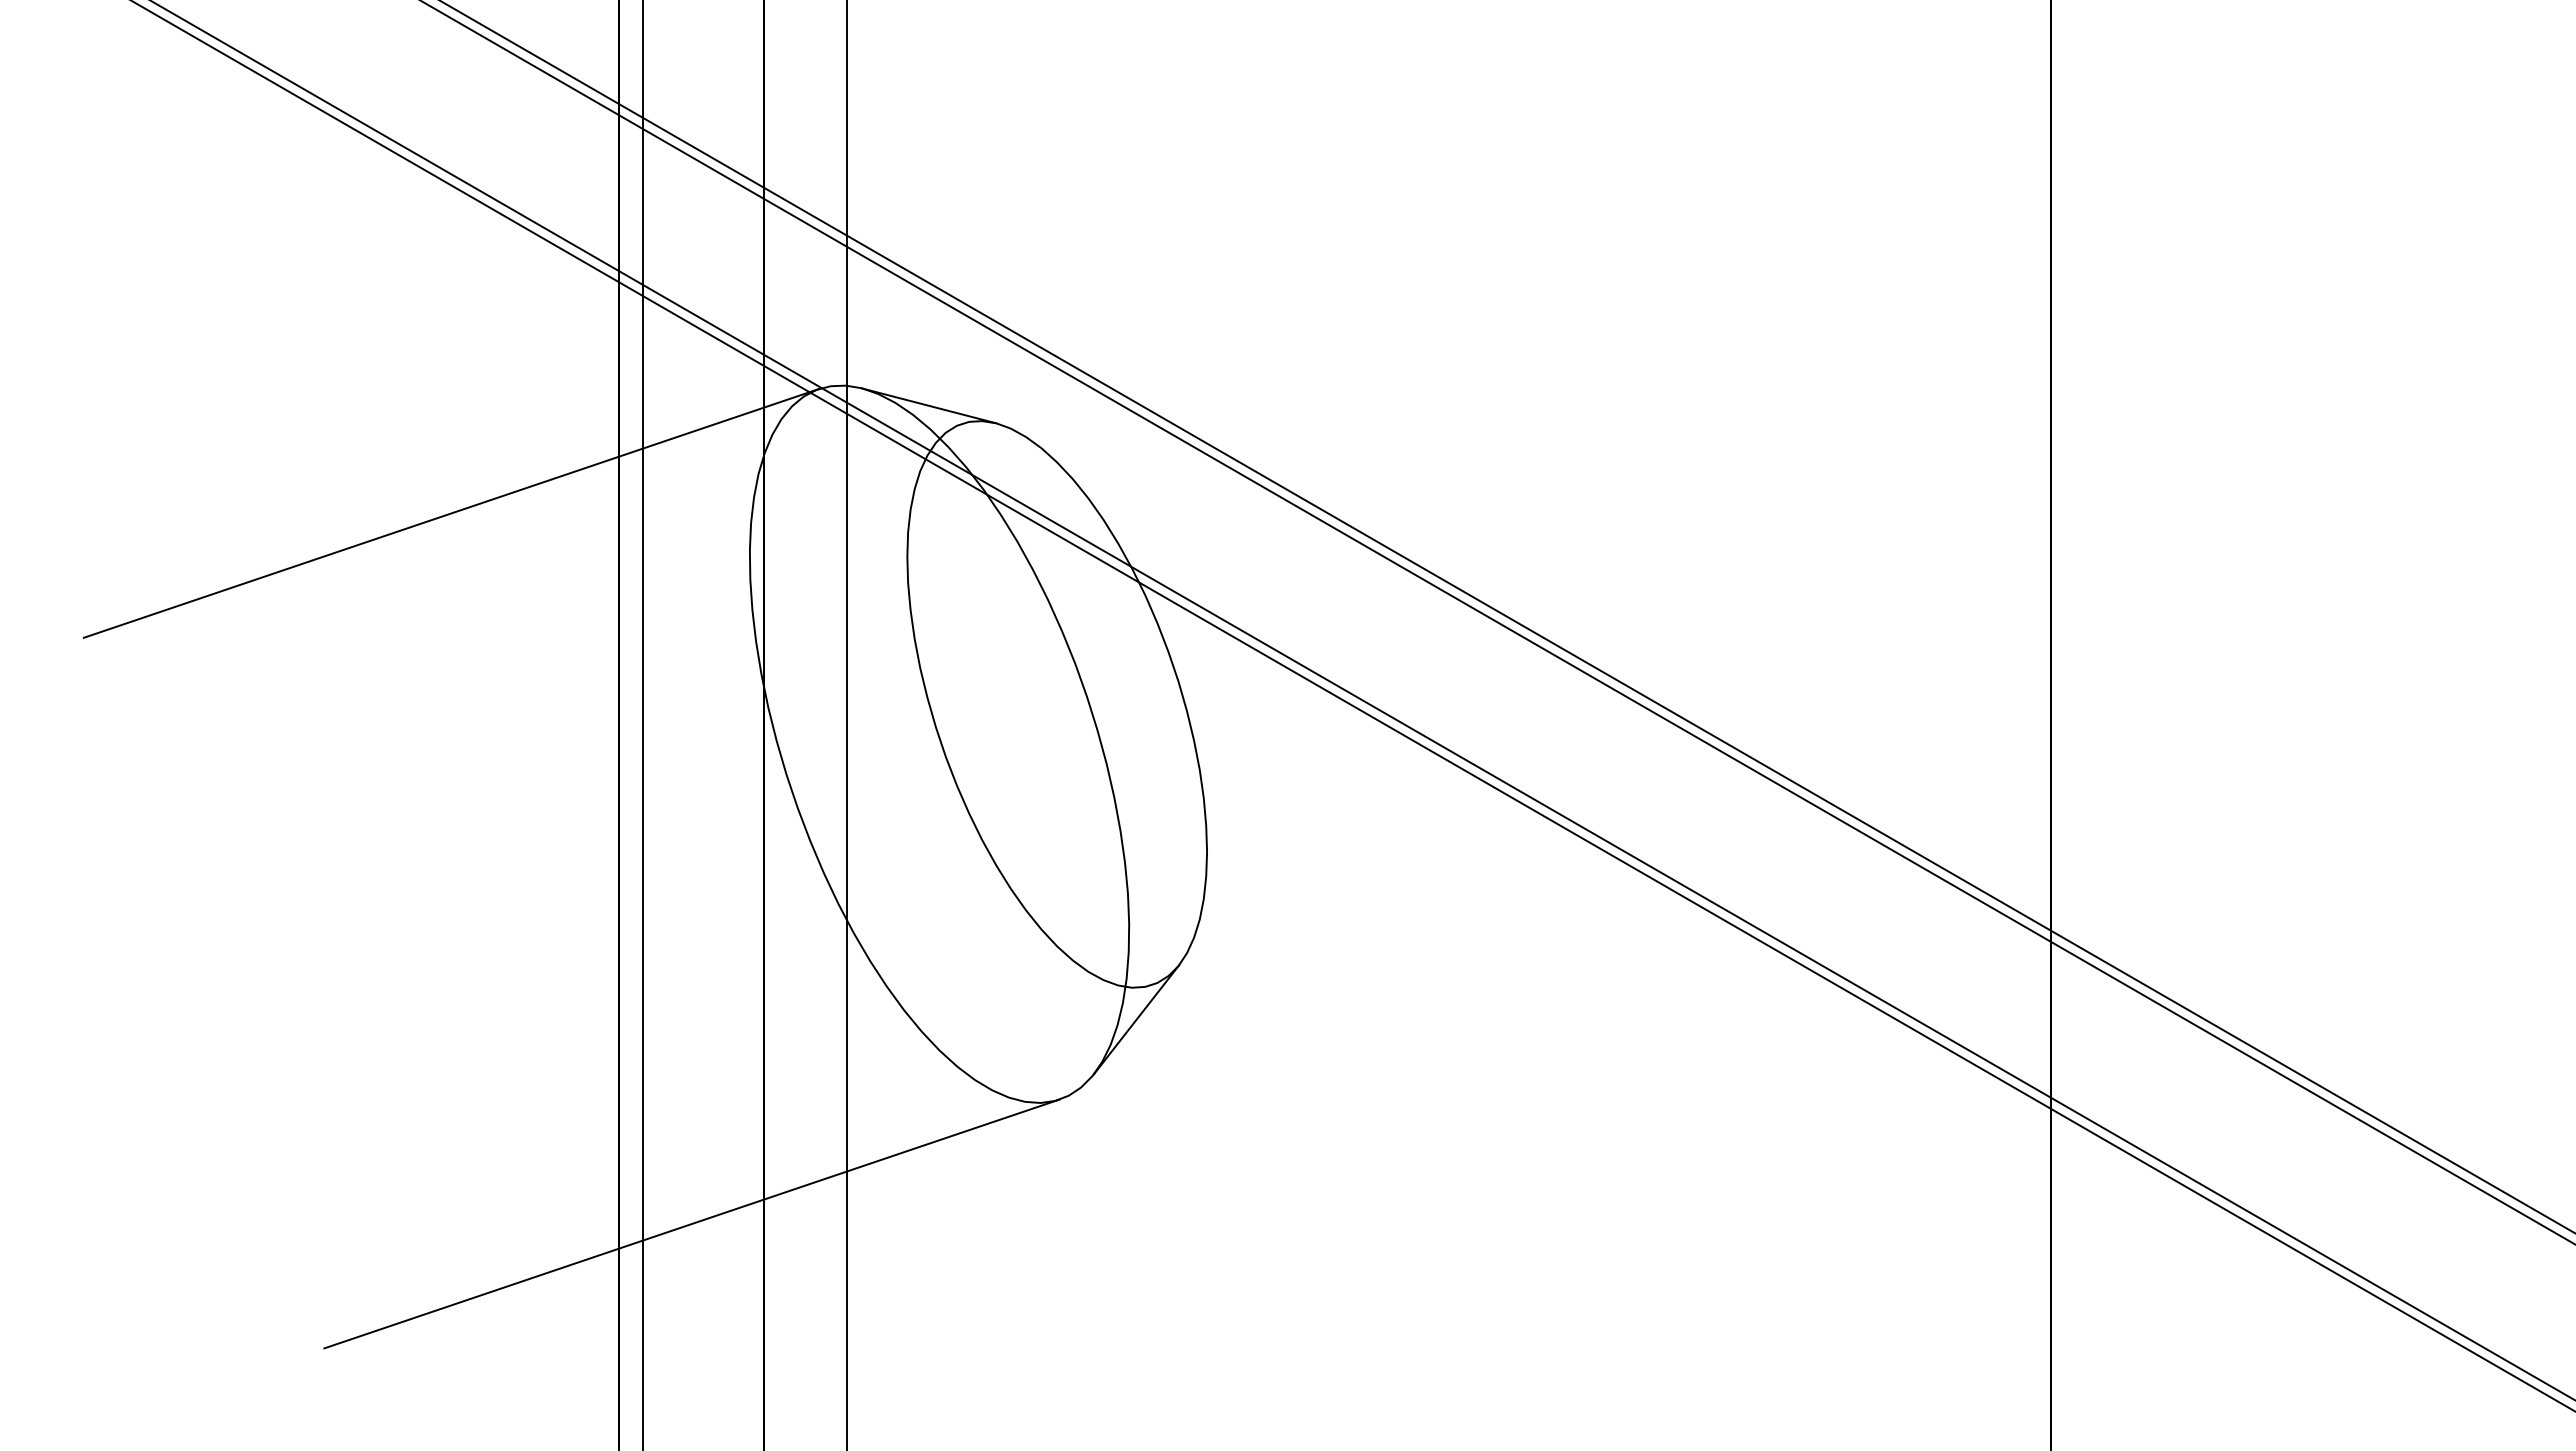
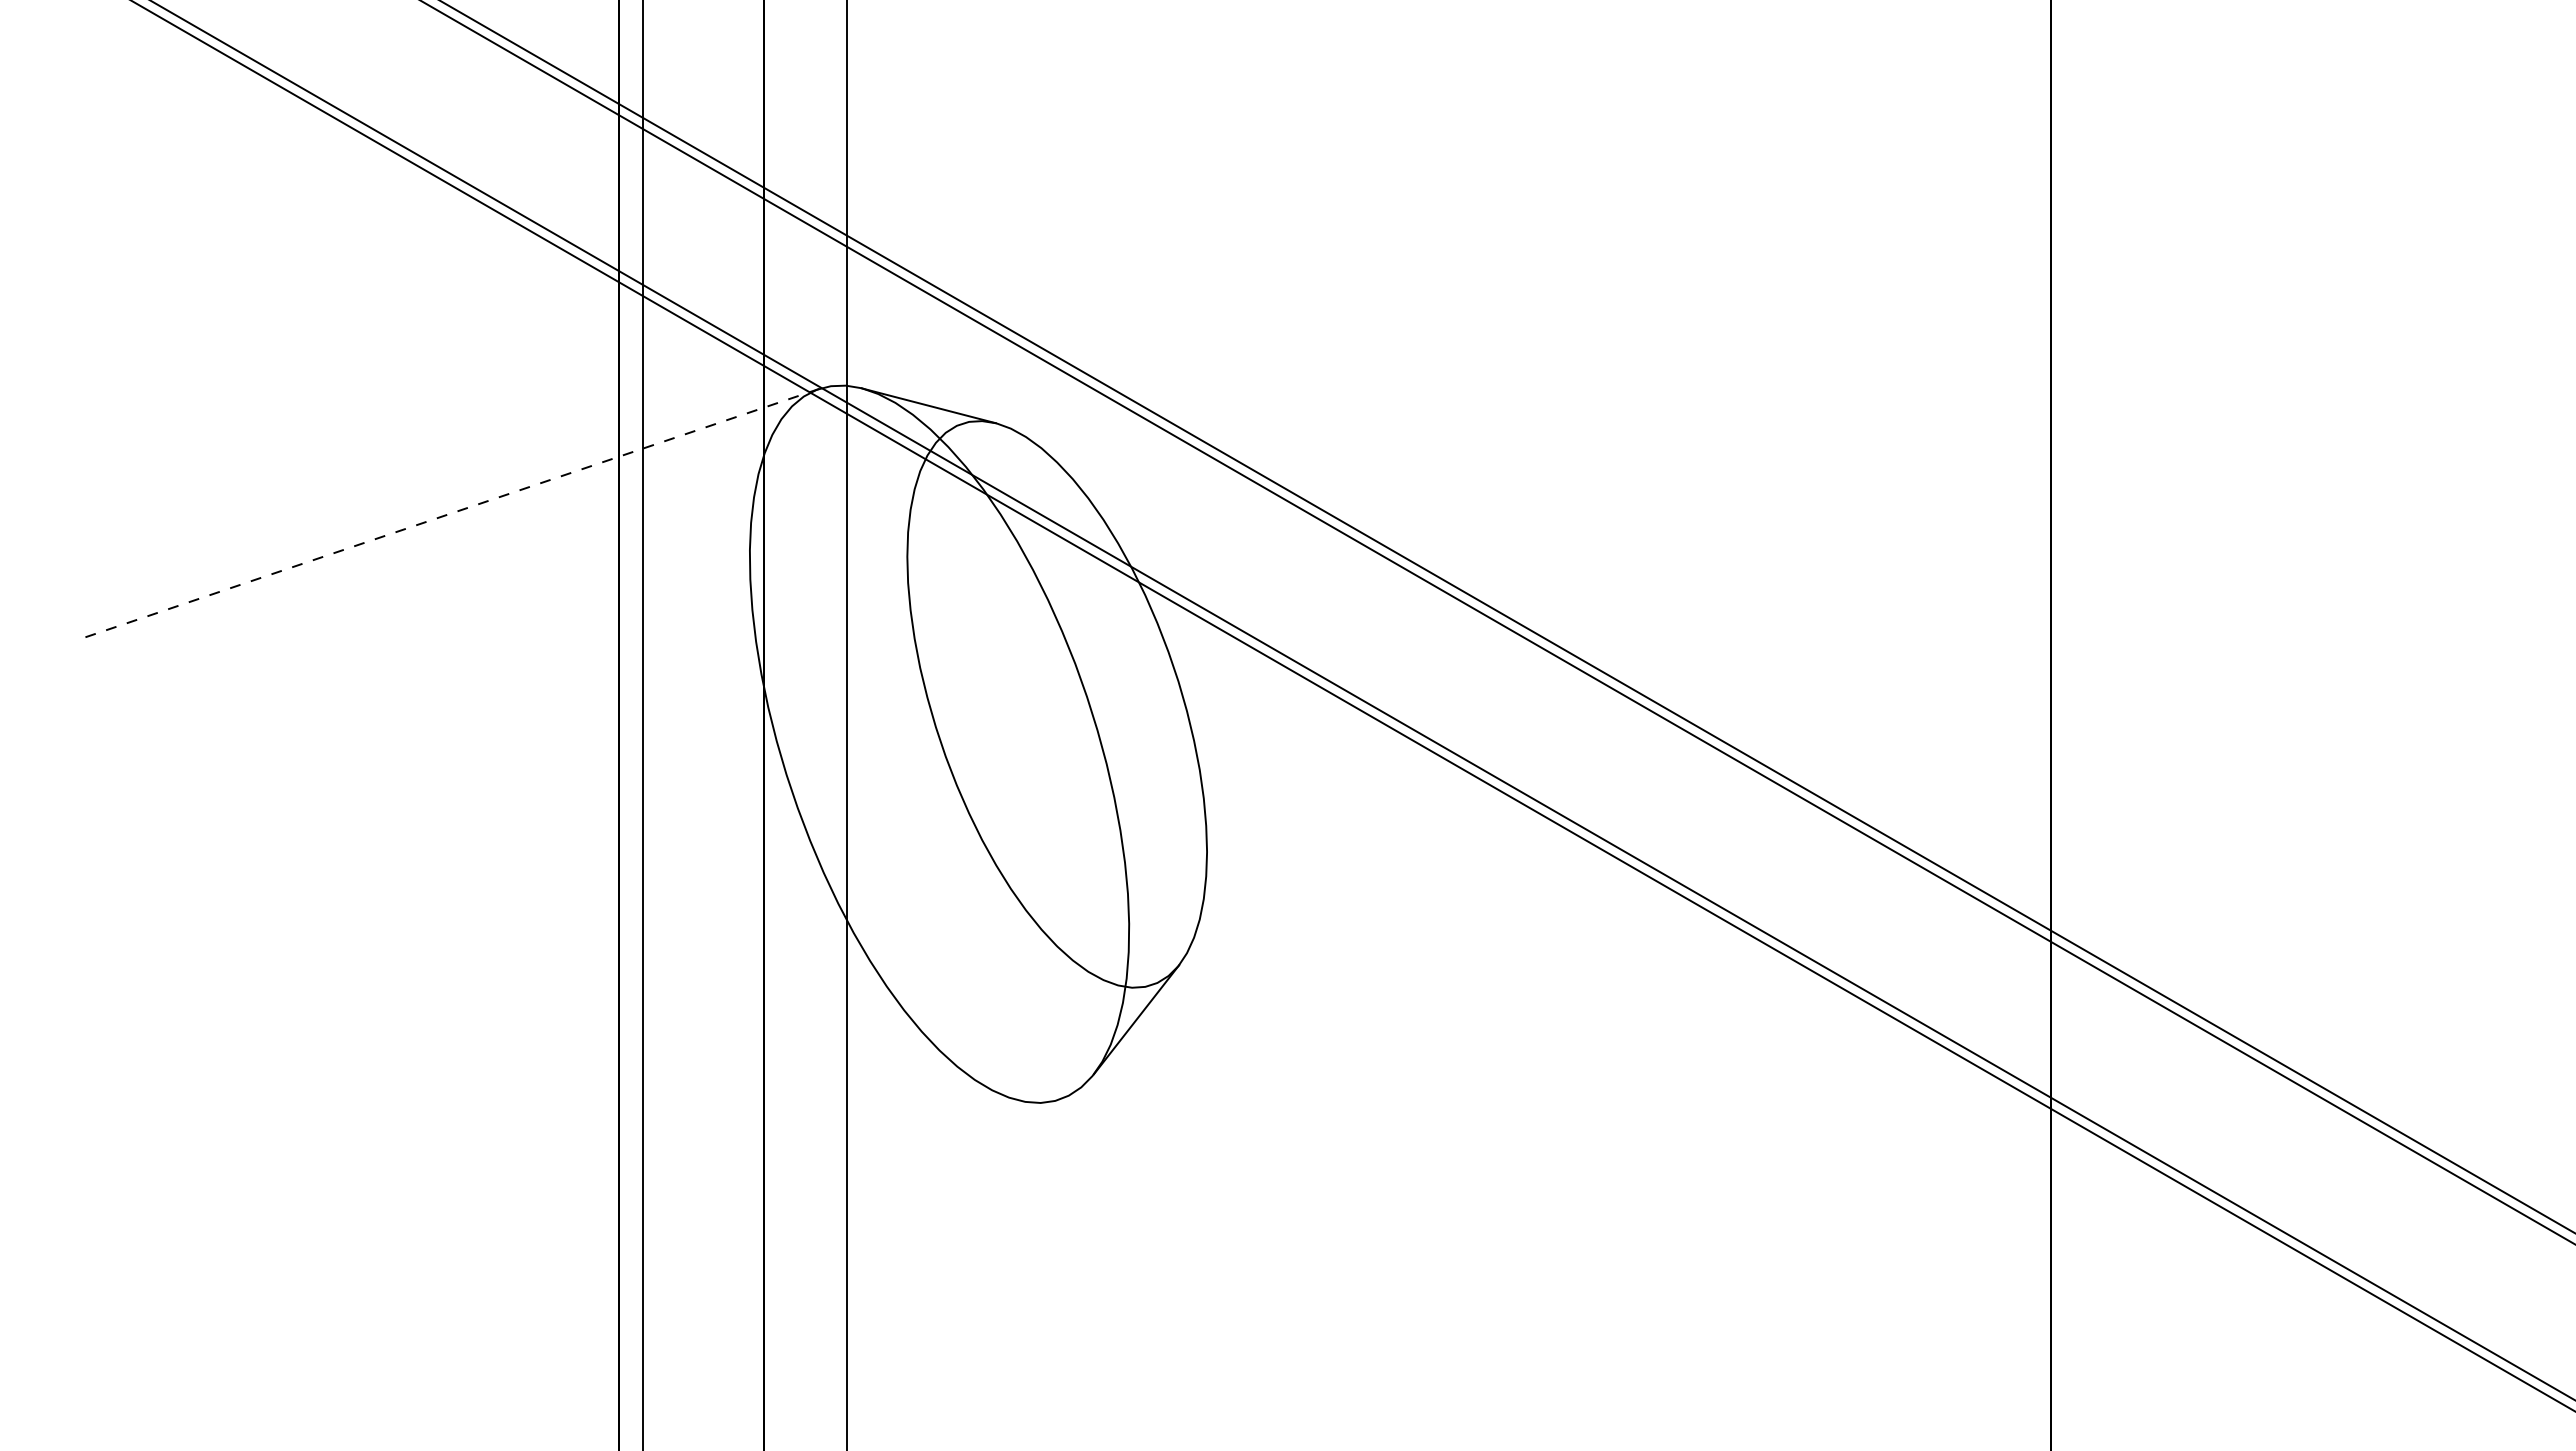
line: solid -> dashed (451, 513)
line: present -> none (691, 1223)
